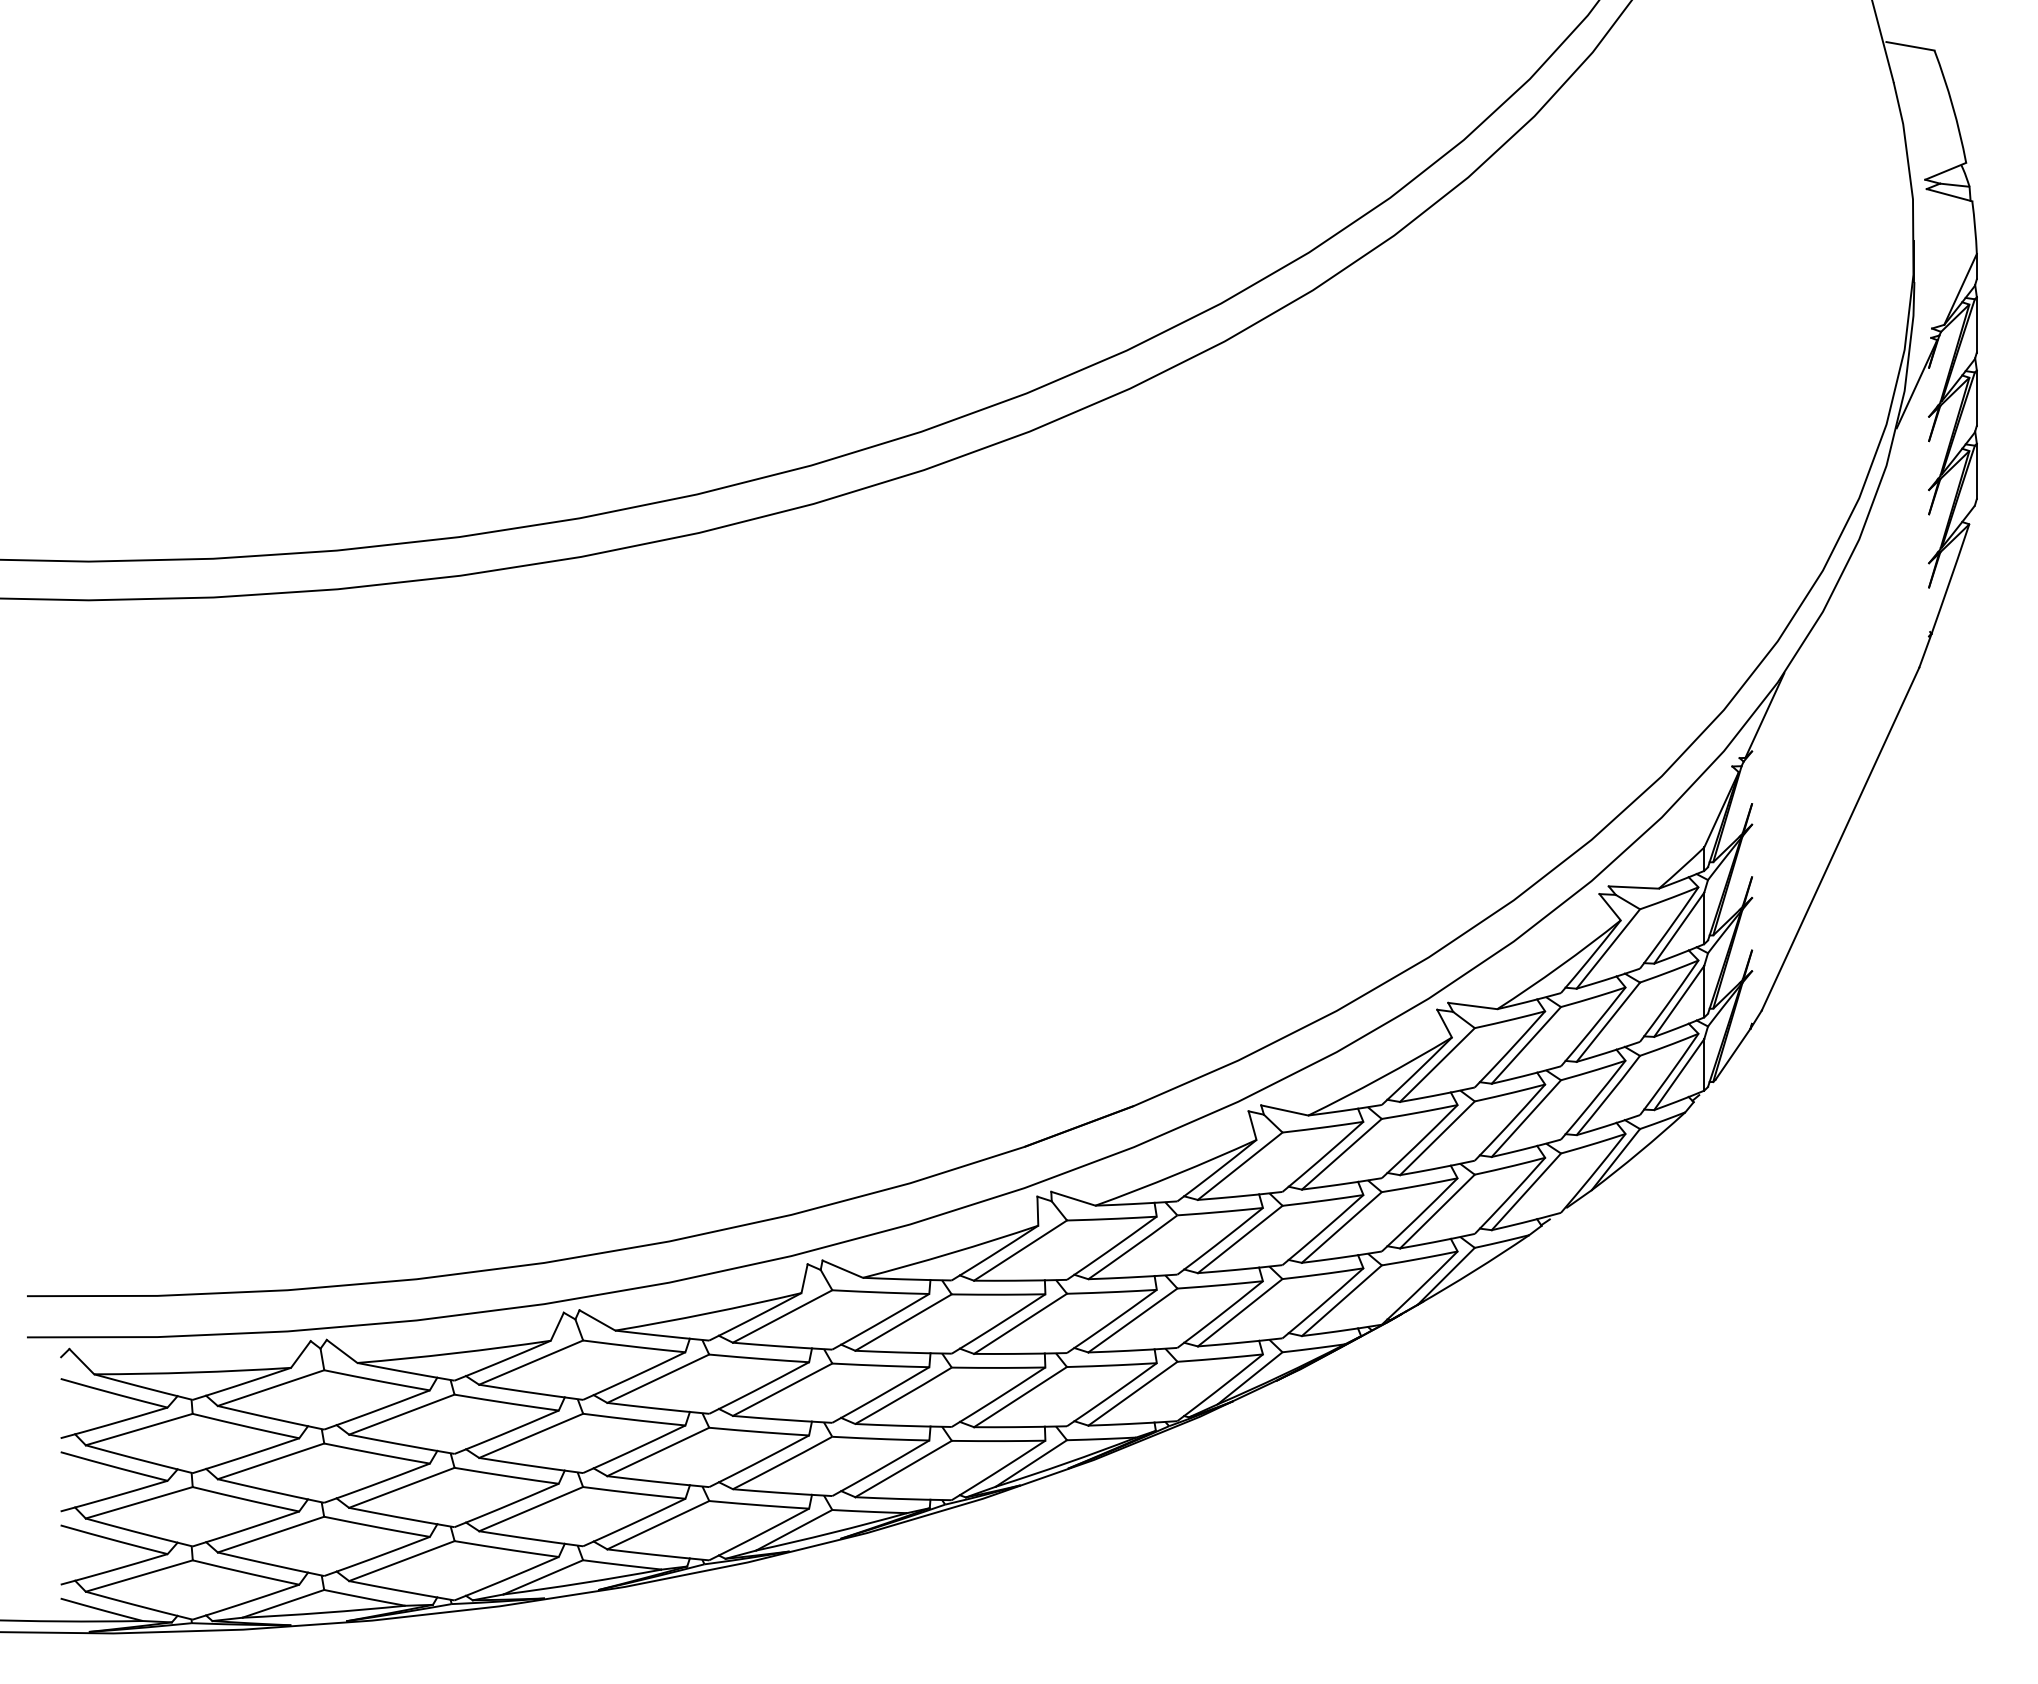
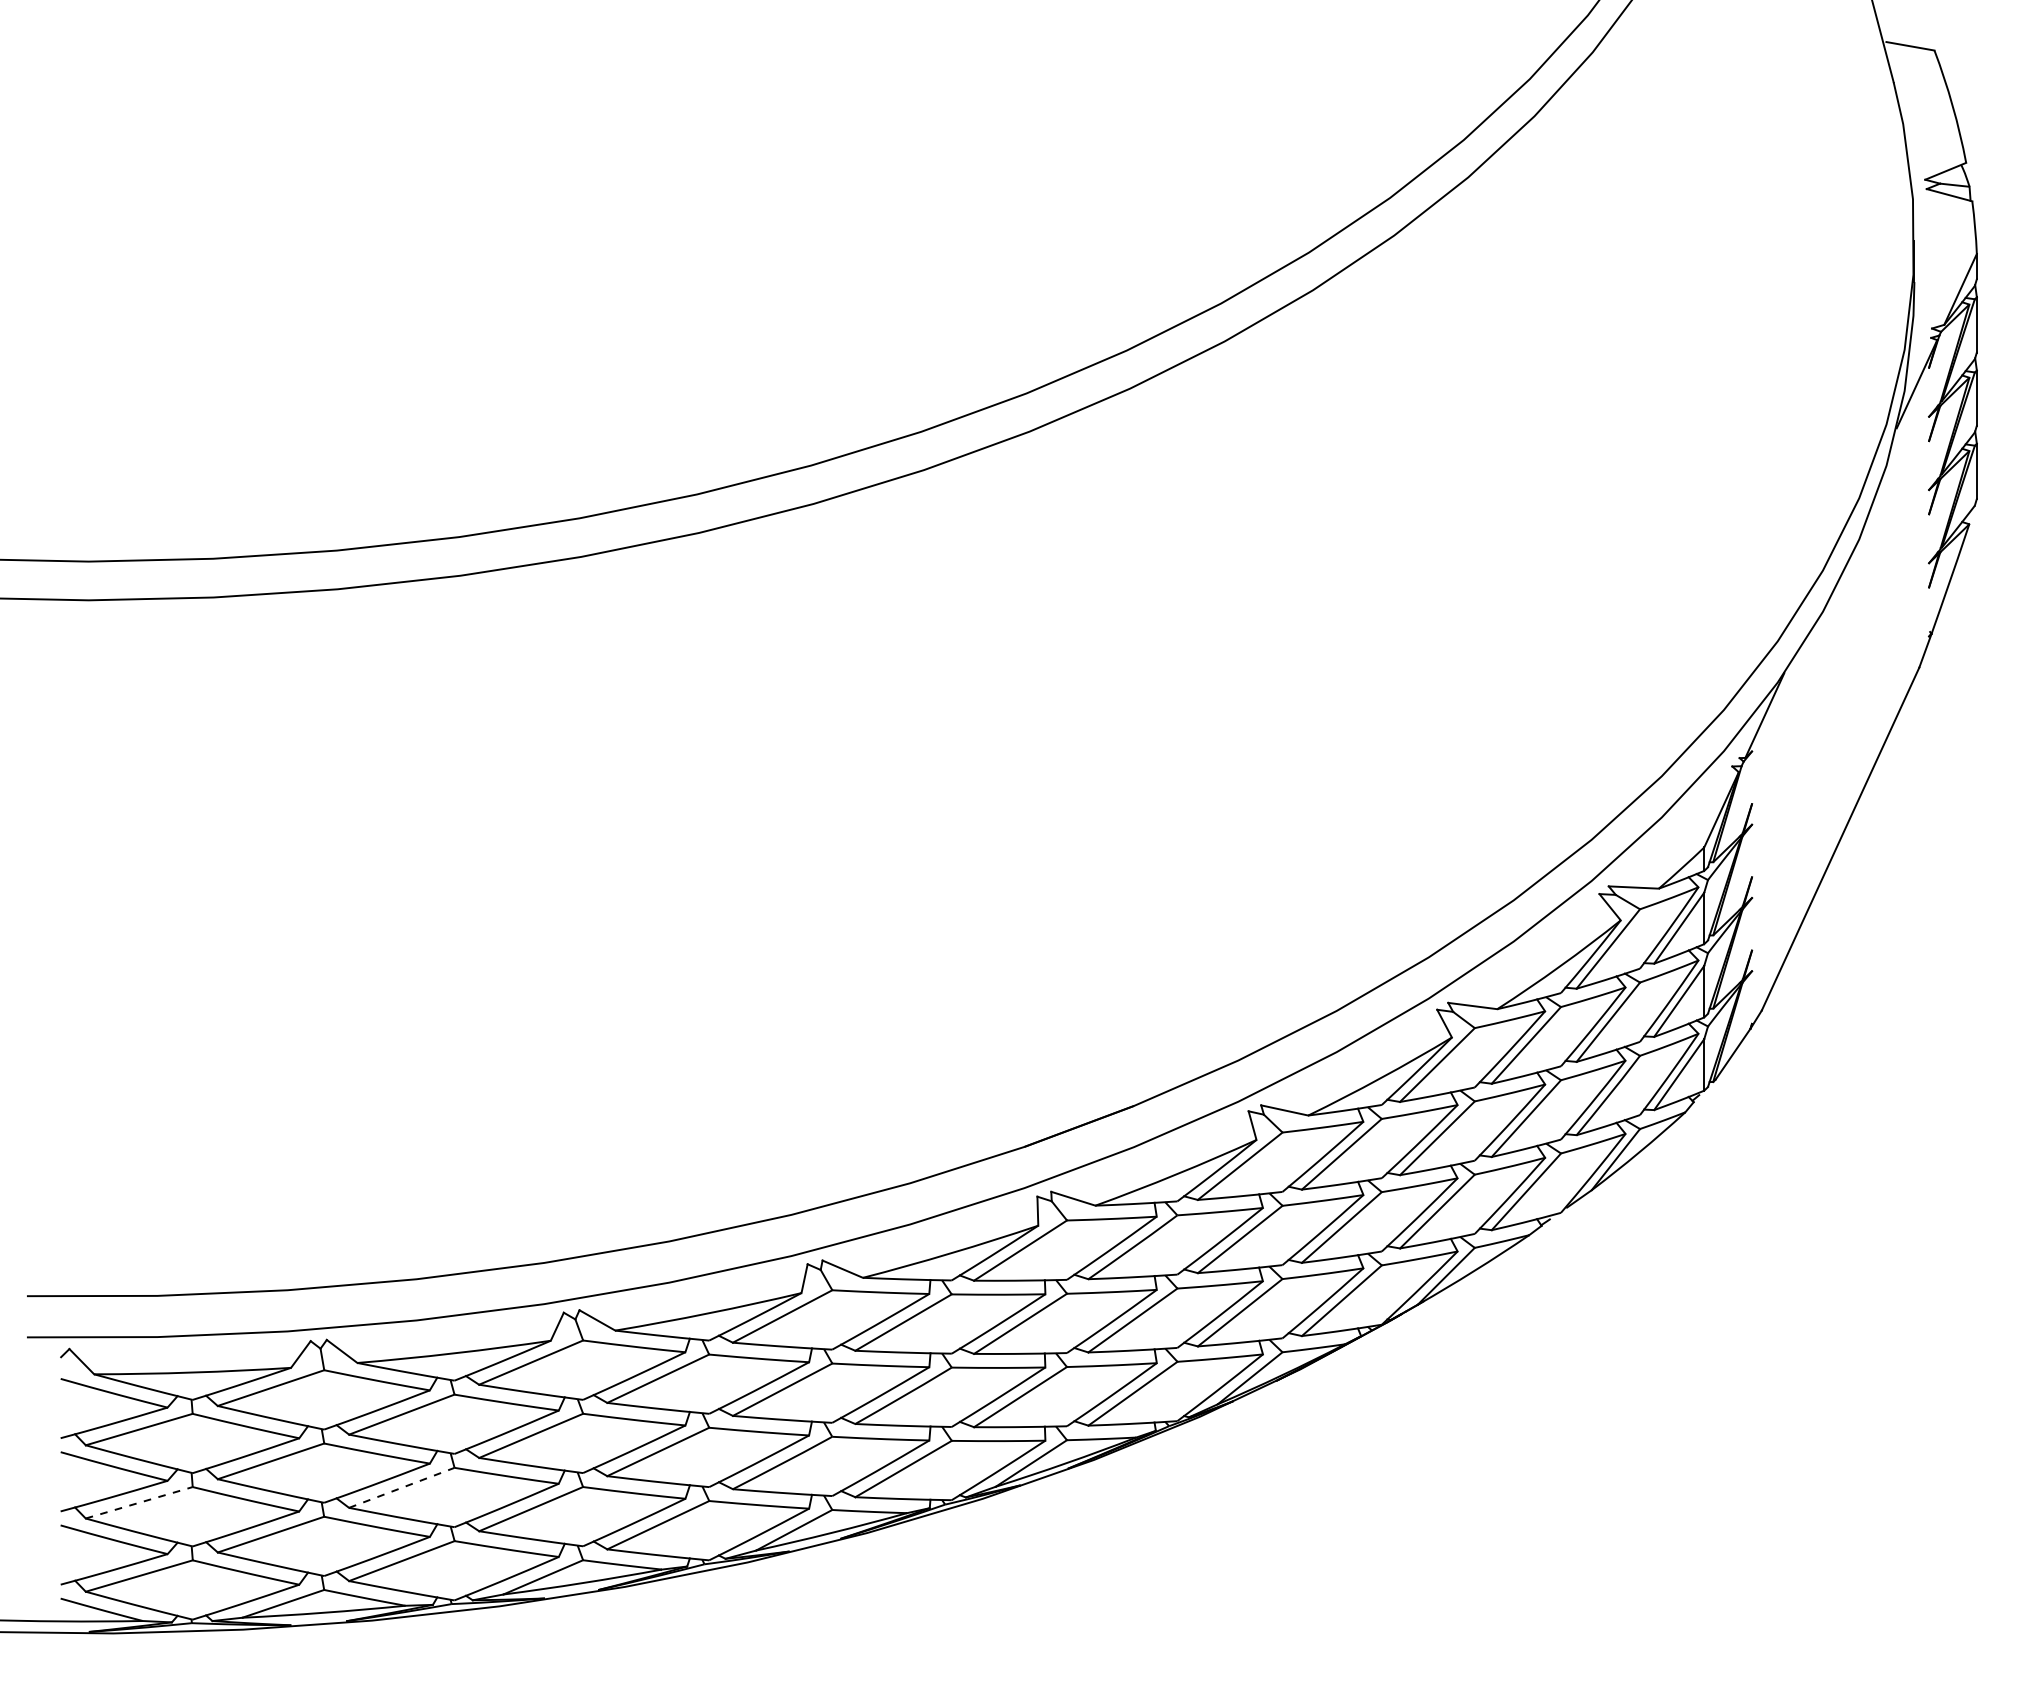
line: solid -> dashed (402, 1487)
line: solid -> dashed (139, 1502)
